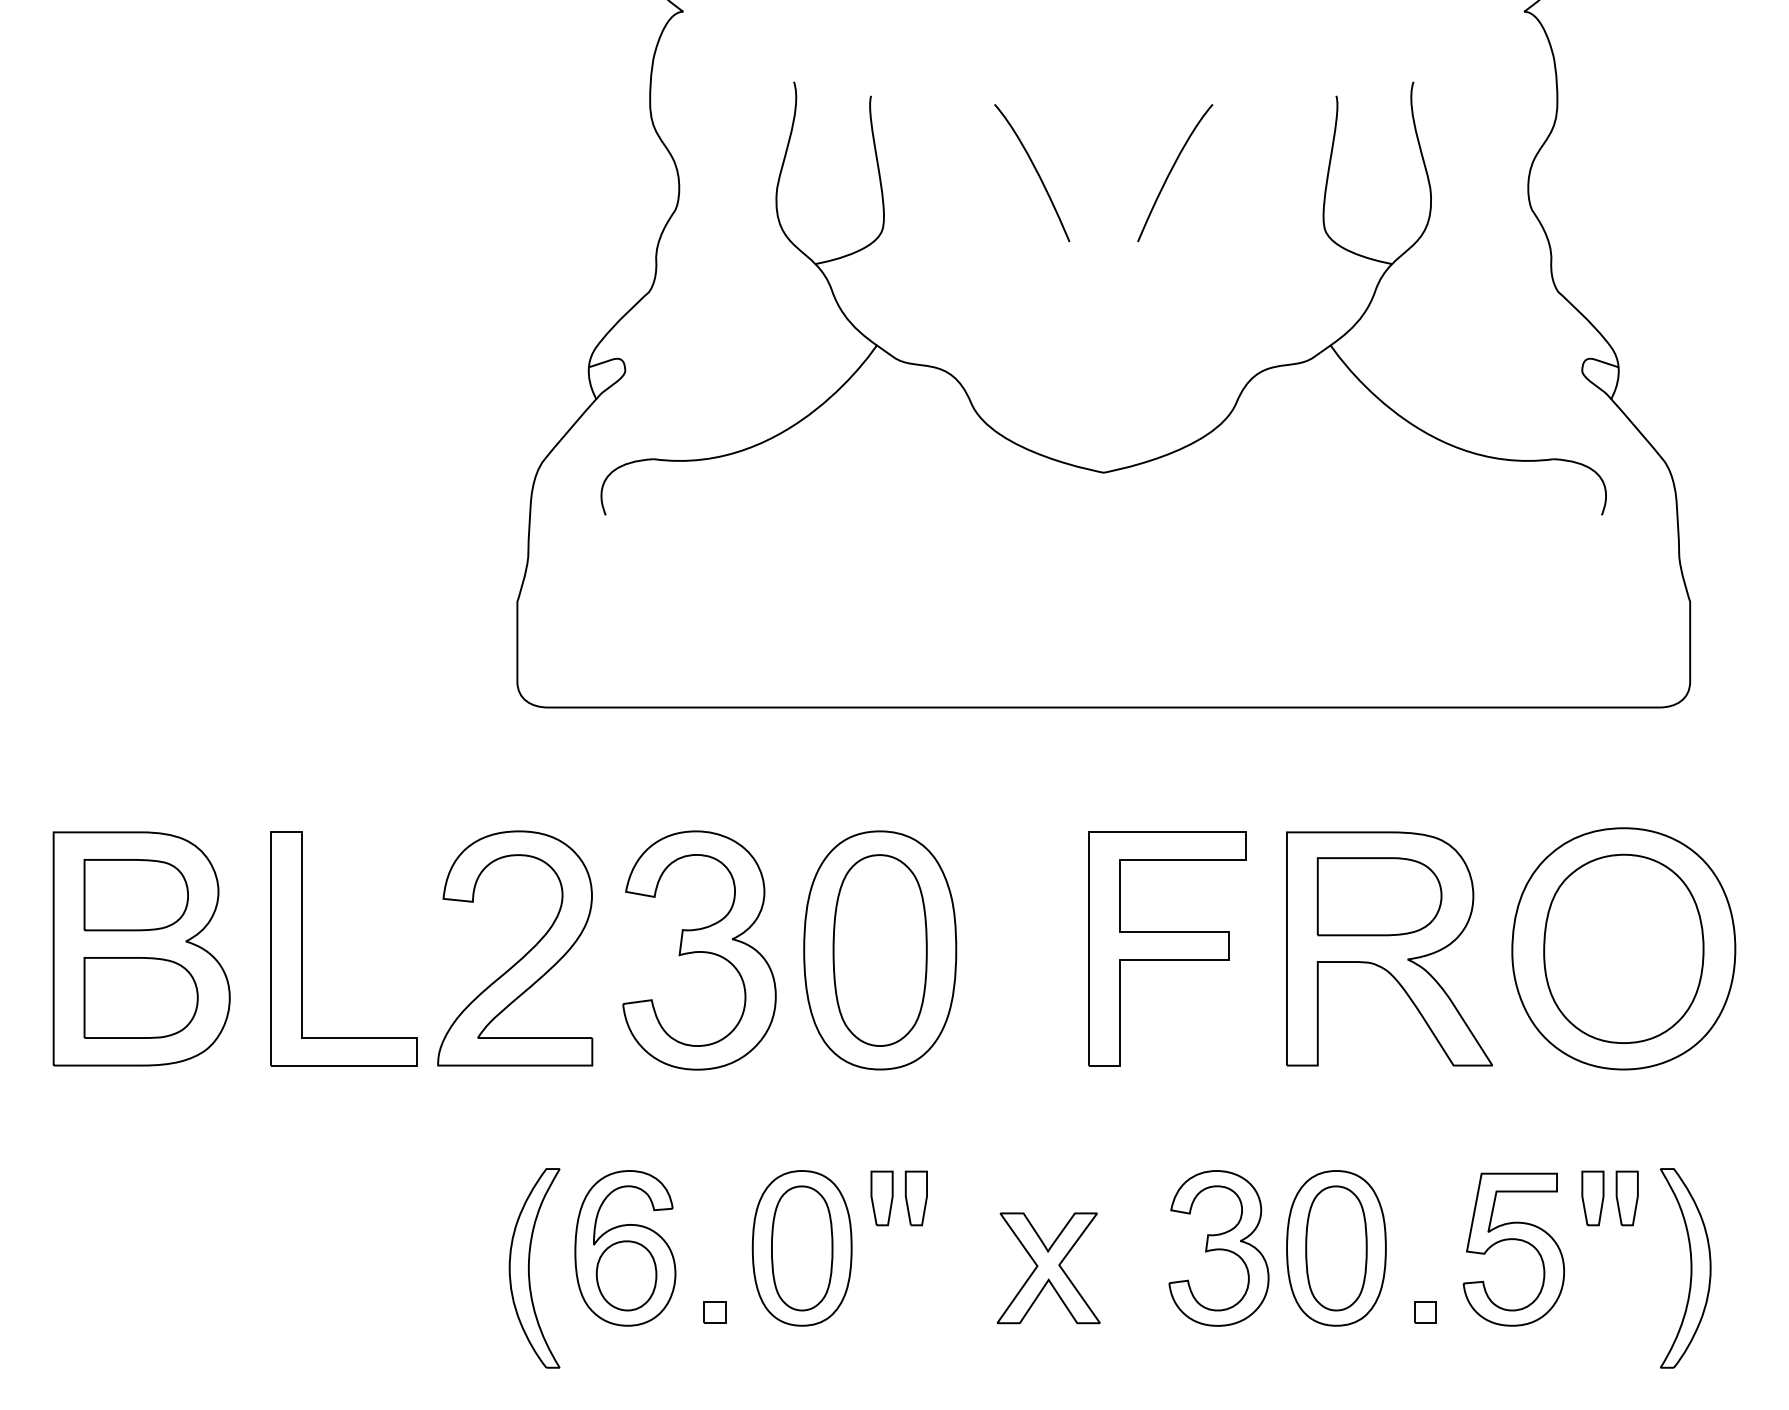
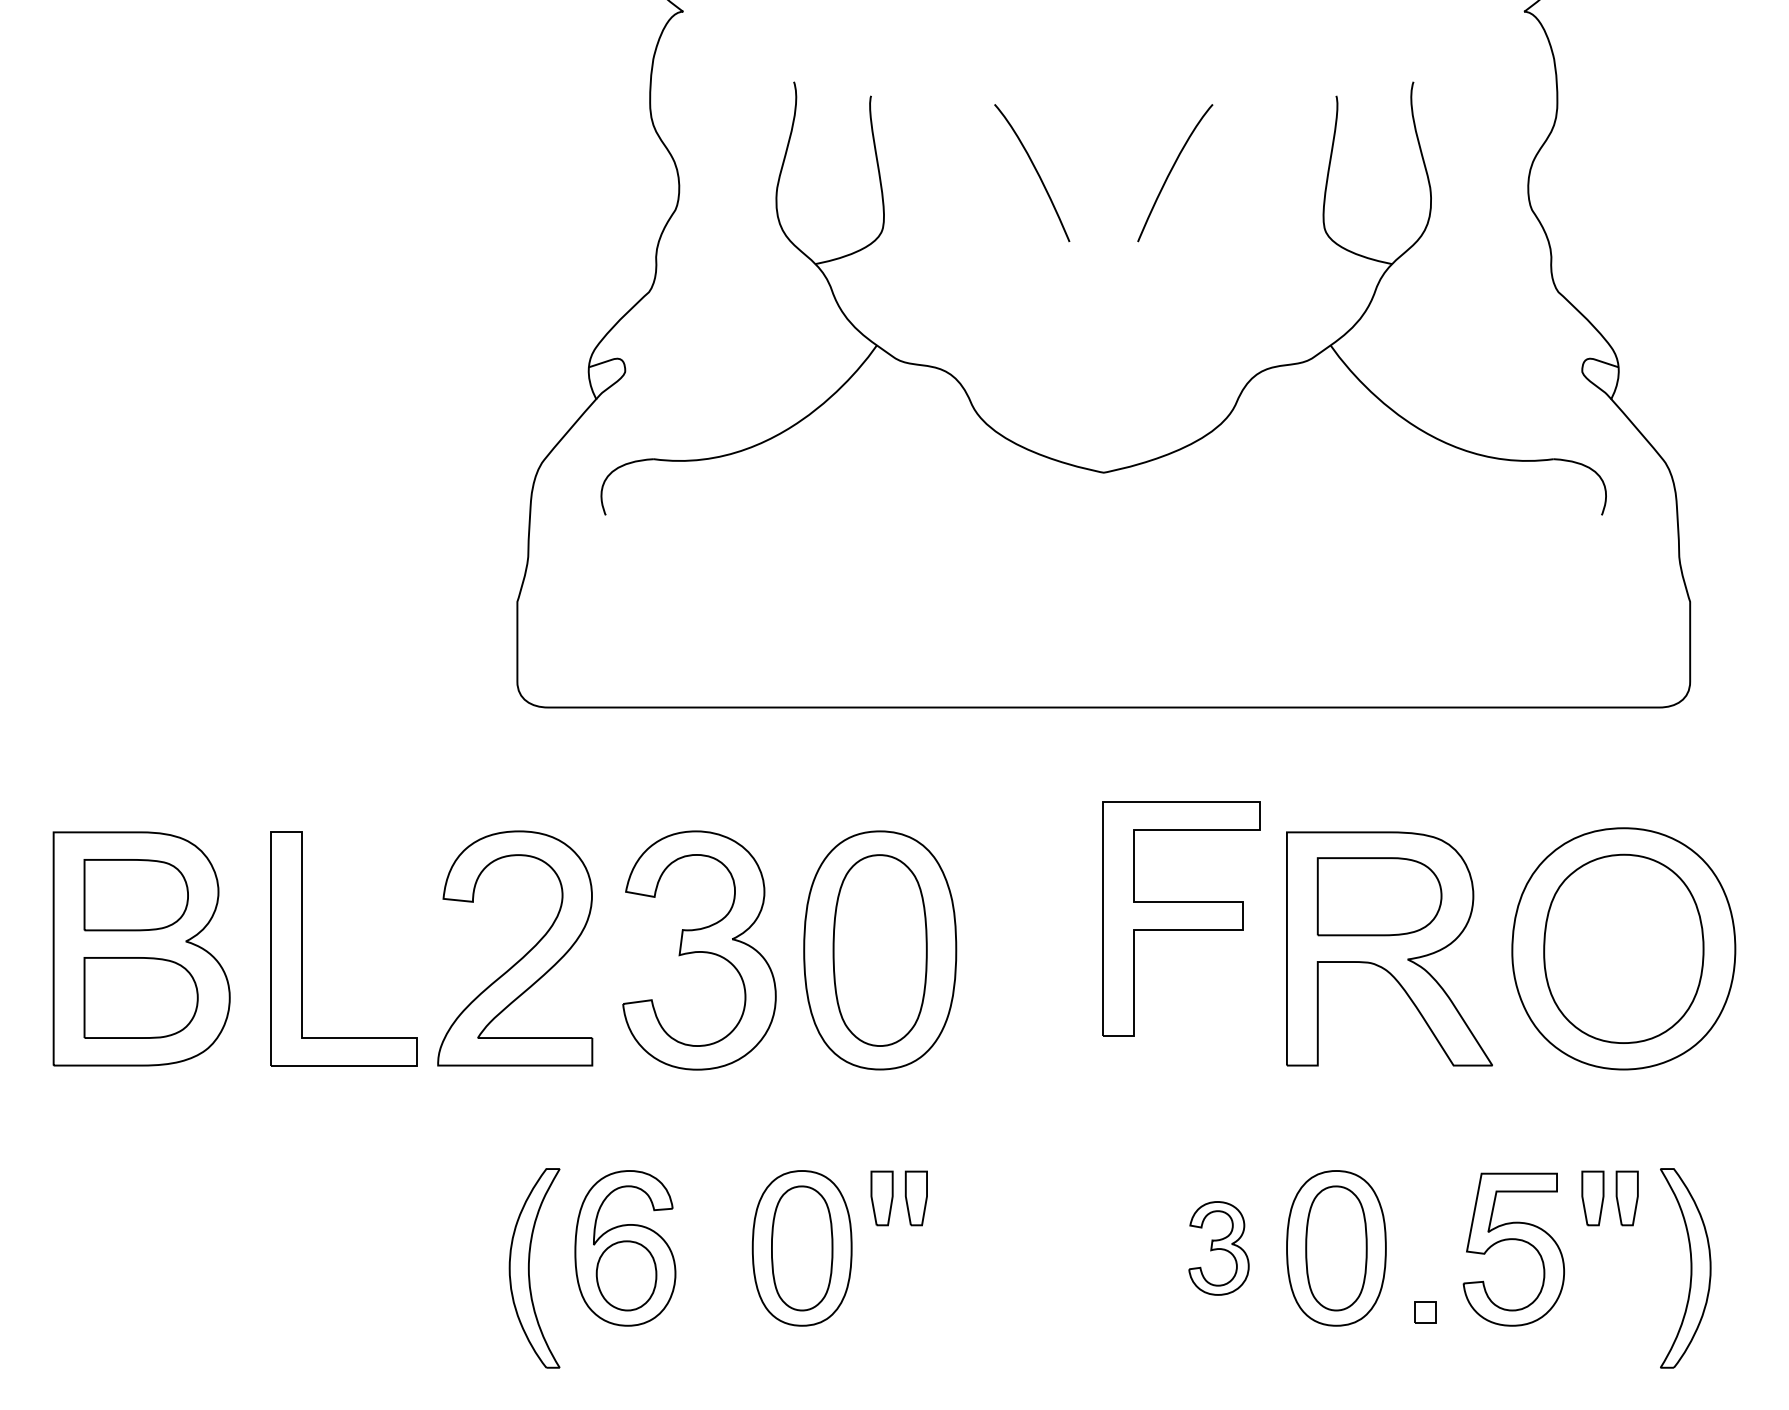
part position: (1167, 948) -> (1181, 918) (1181, 918)
part size: 102x157 px -> 62x95 px (1218, 1248)
part: present -> none (1048, 1268)
part: present -> none (714, 1312)
